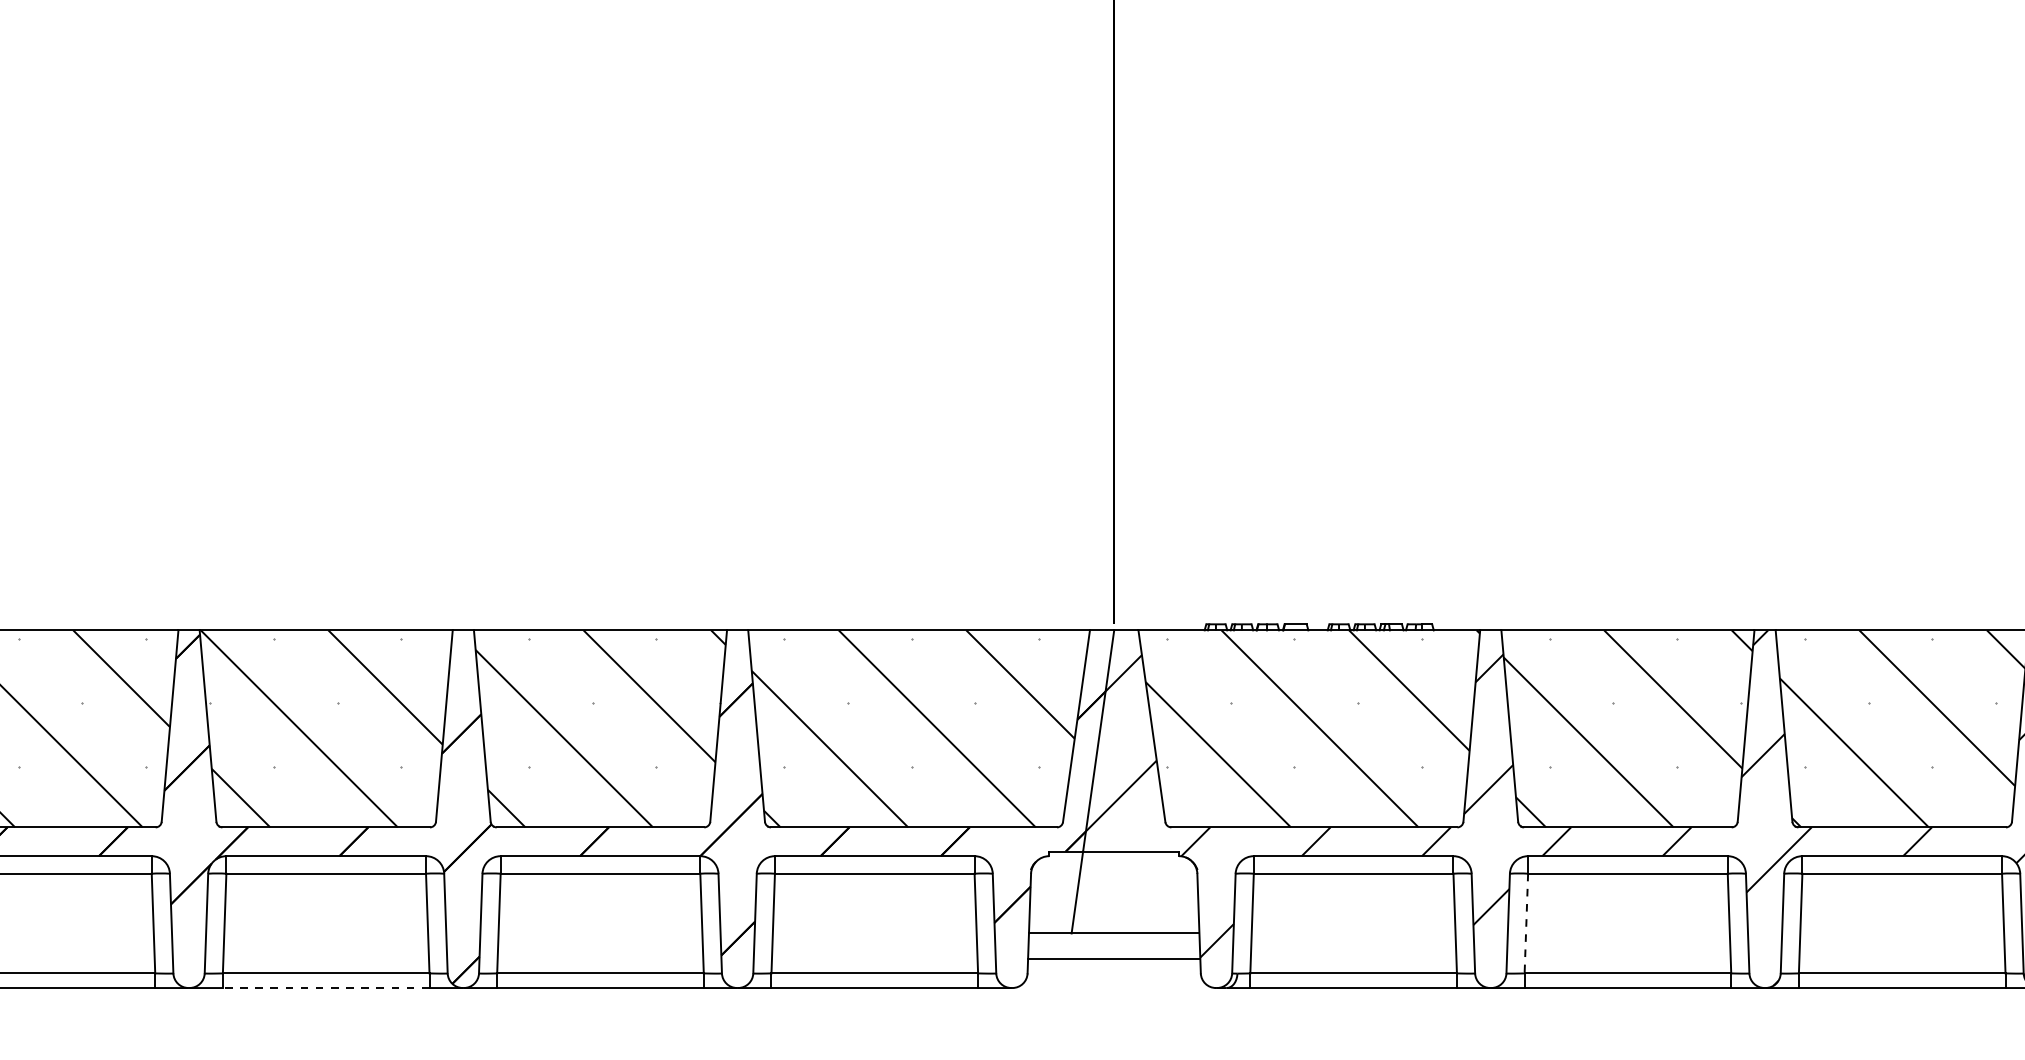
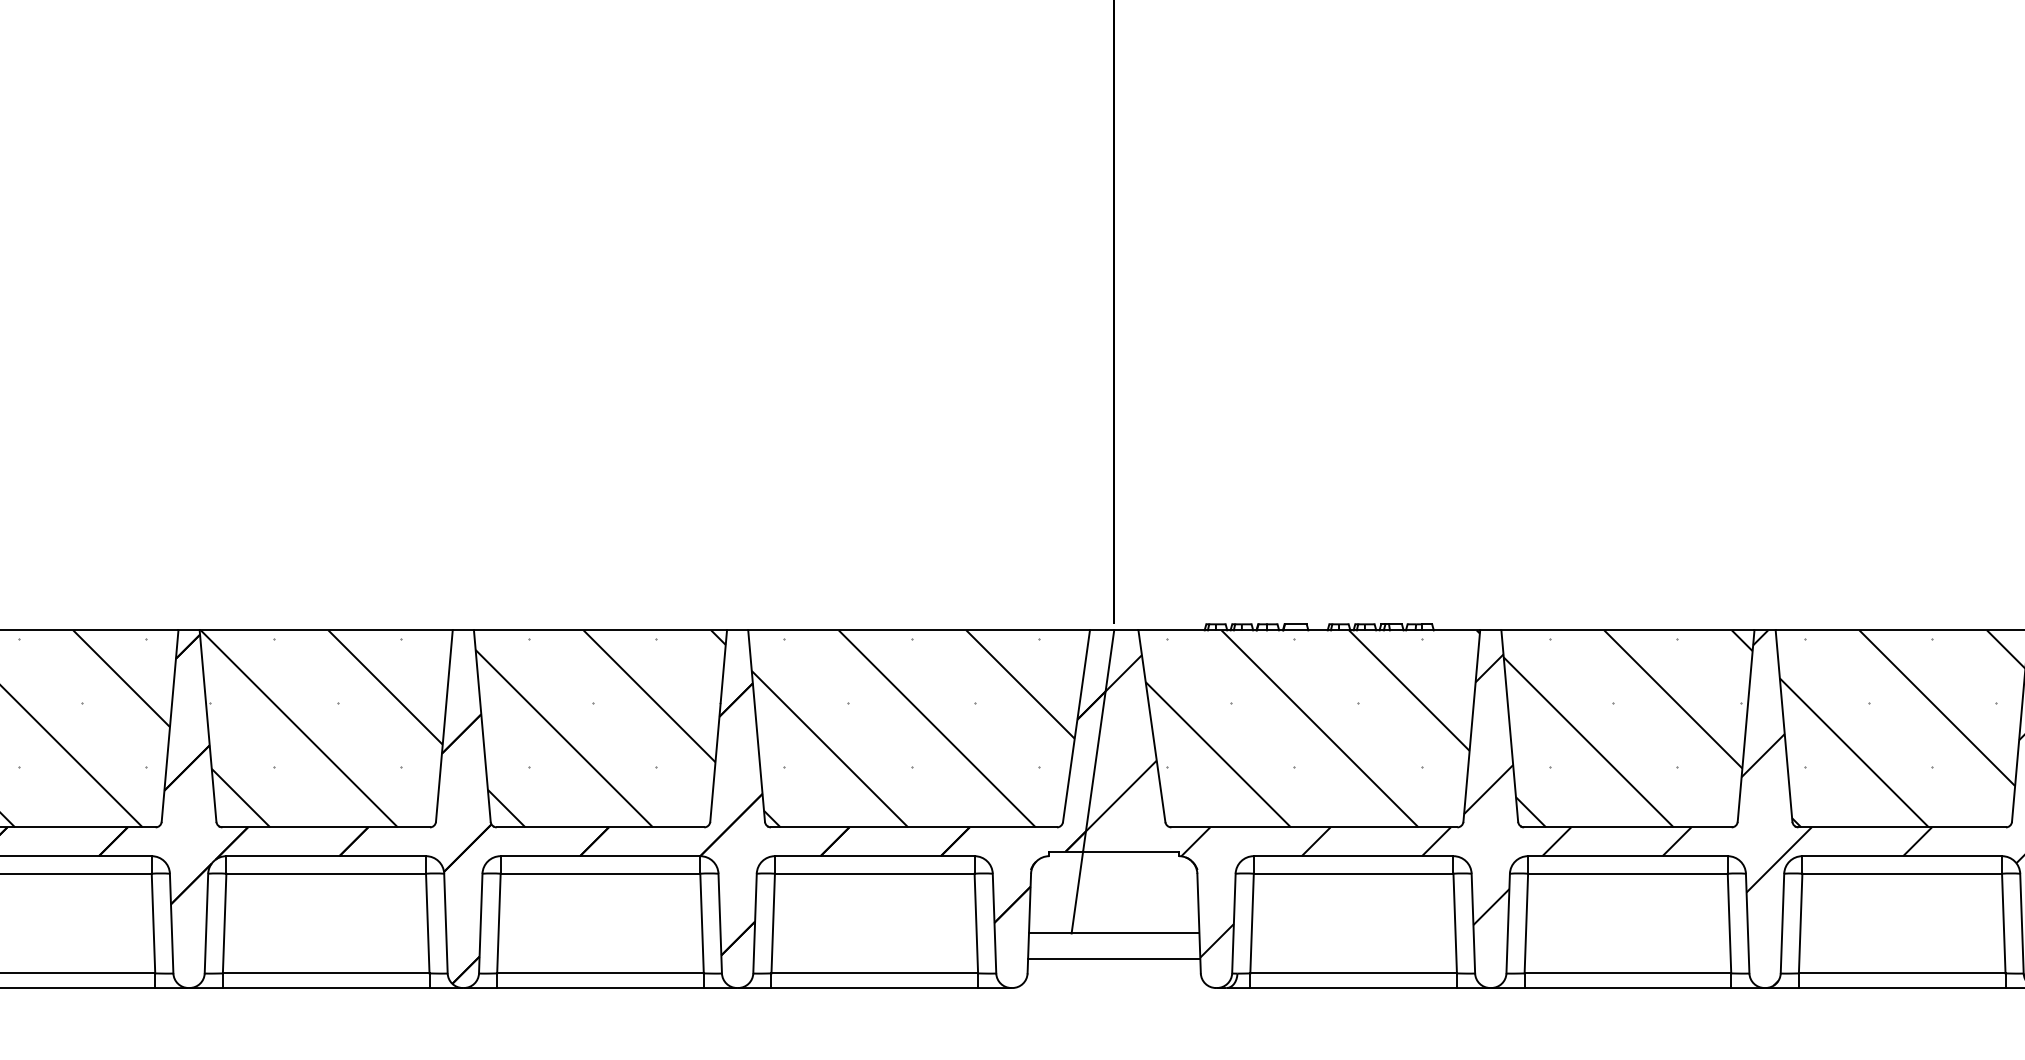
line: dashed -> solid (1526, 923)
line: dashed -> solid (325, 988)
